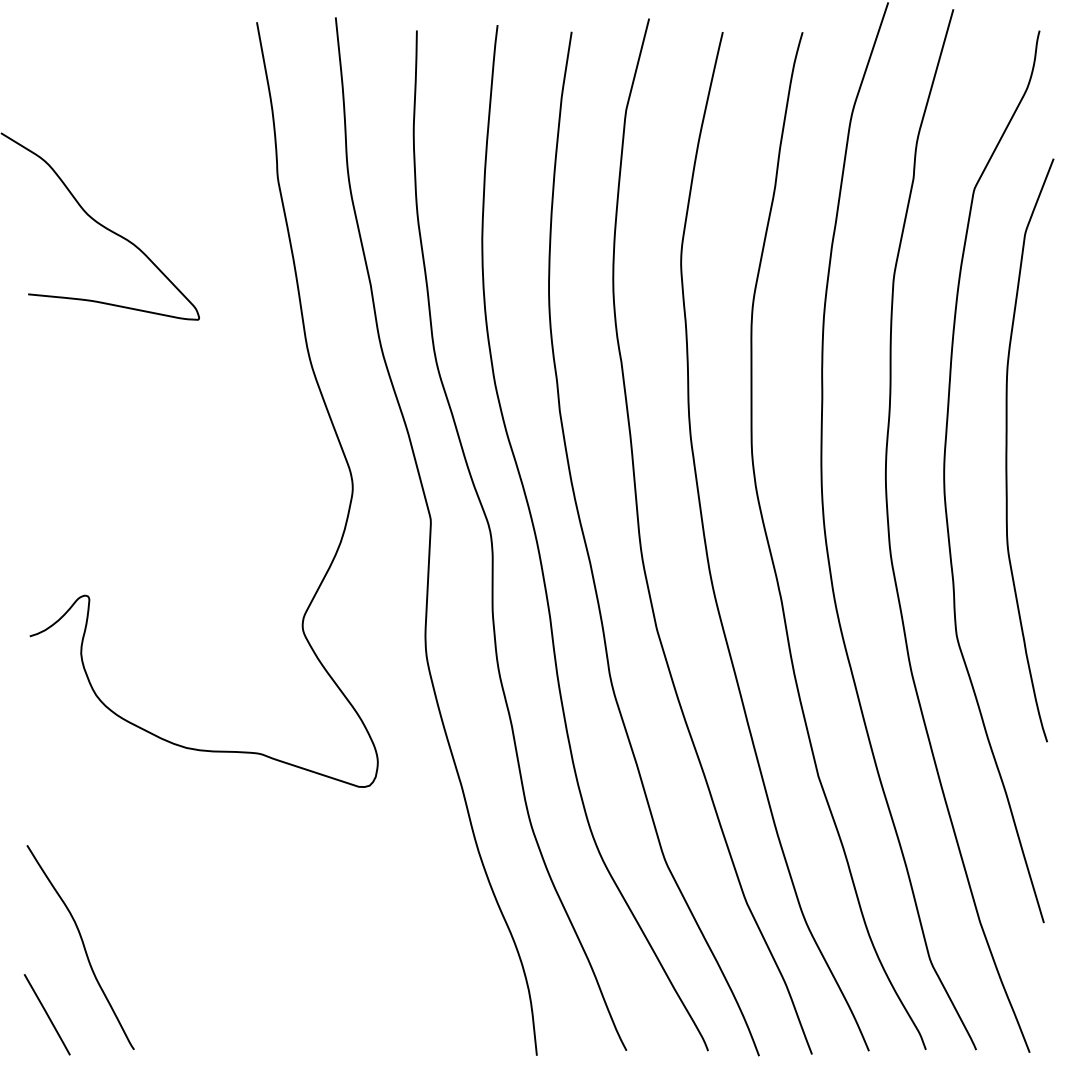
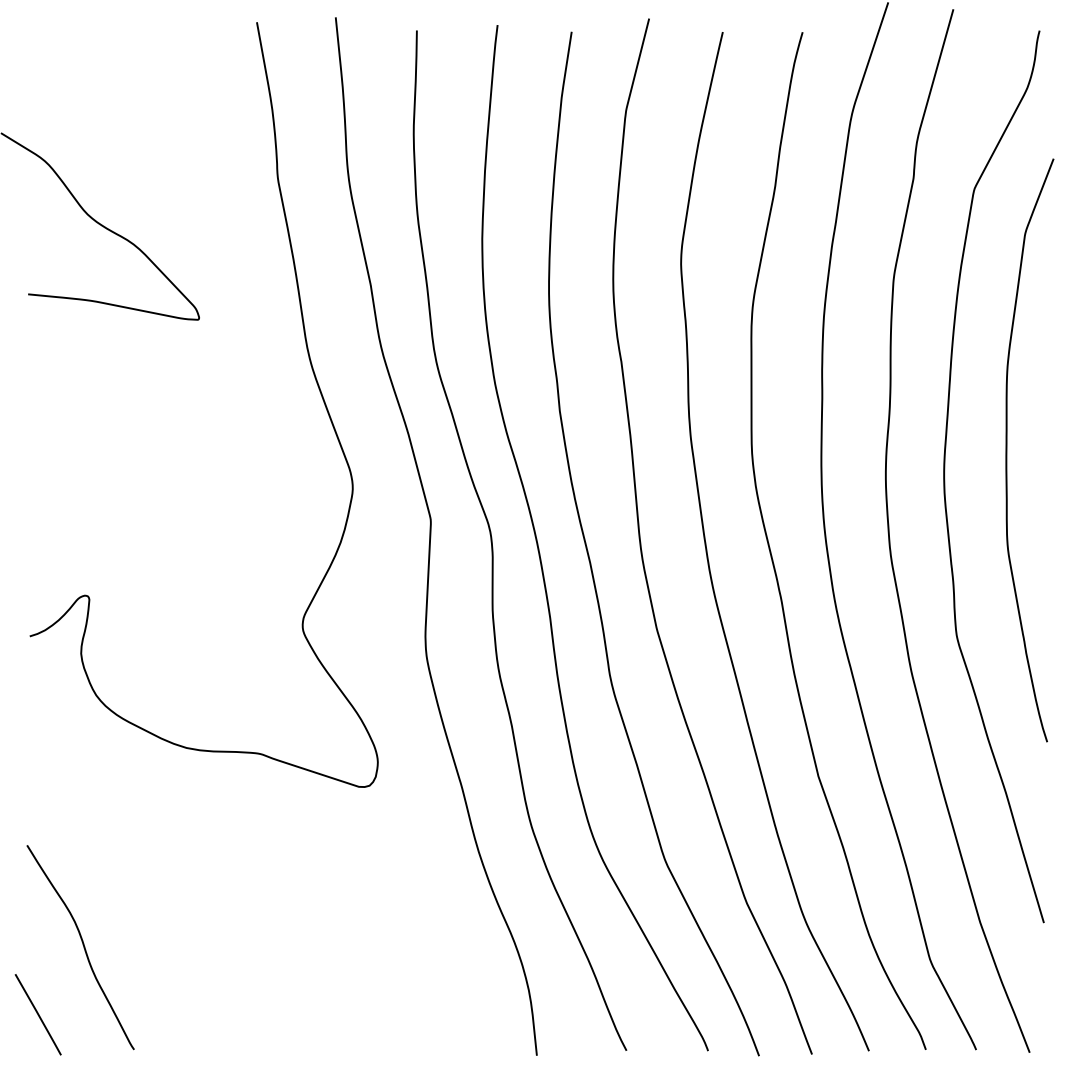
line position: (46, 1014) -> (37, 1014) (37, 1014)
